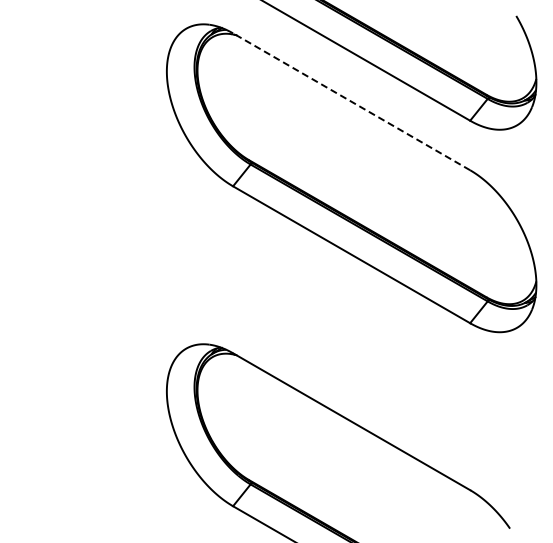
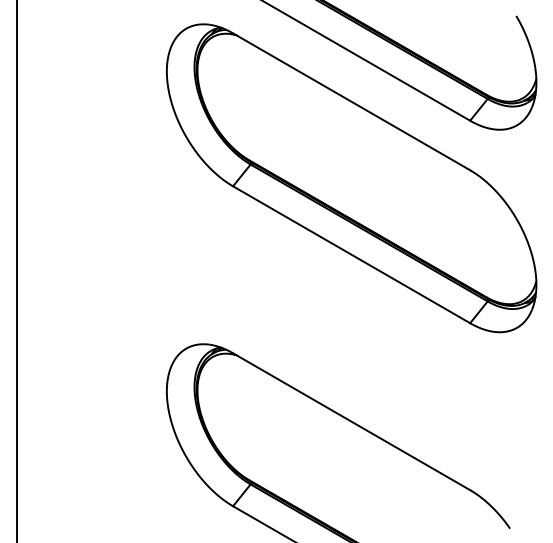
line: dashed -> solid (351, 101)
line: none -> present (16, 270)
